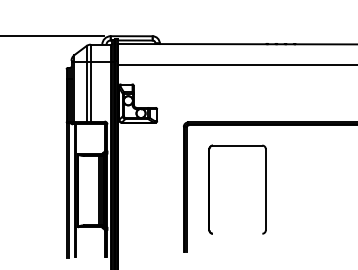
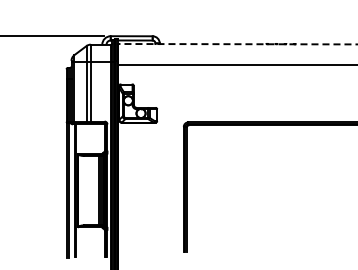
line: solid -> dashed (237, 44)
part: present -> none (209, 189)
